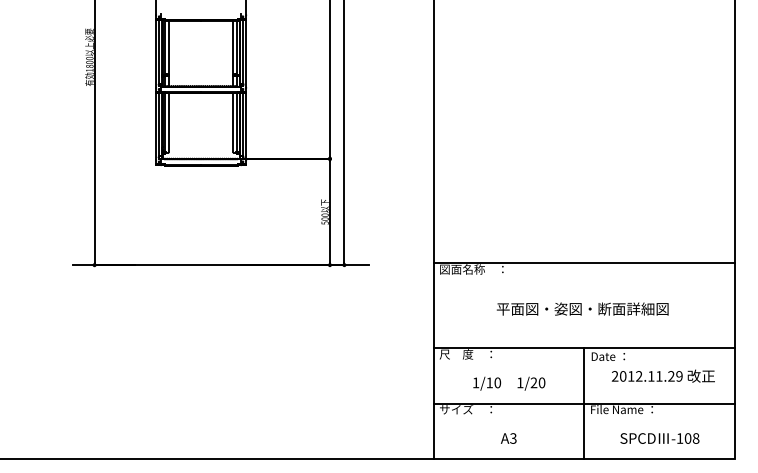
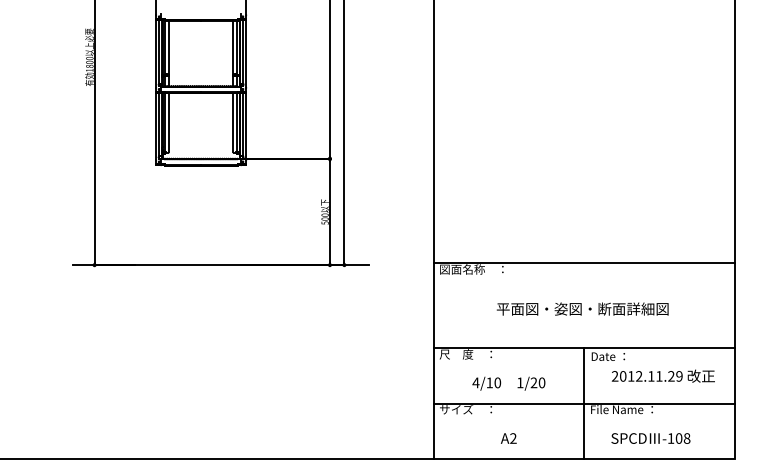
text: 1/10 -> 4/10 (475, 382)
text: A3 -> A2 (513, 438)
text position: (659, 438) -> (650, 438) (650, 438)
